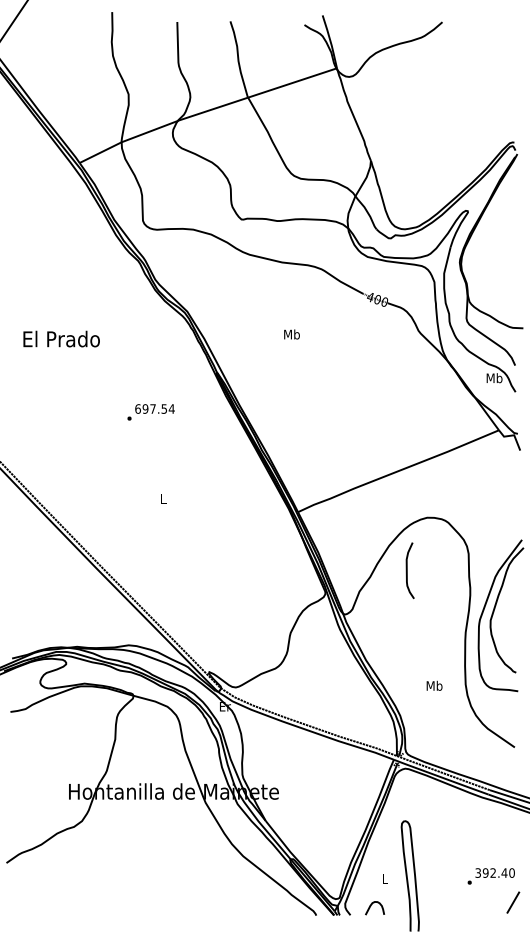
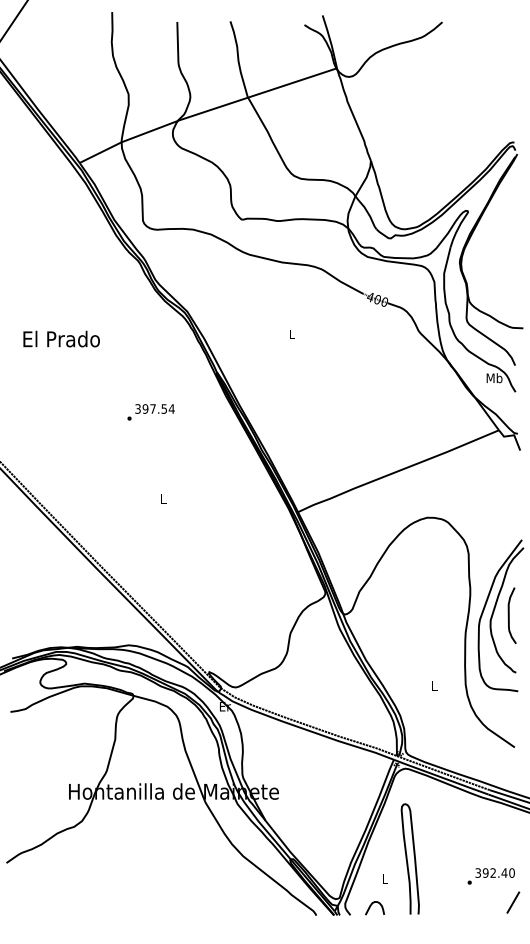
text: Mb -> L (291, 334)
text: 697.54 -> 397.54 (137, 408)
curve position: (407, 570) -> (509, 615) (509, 615)
text: Mb -> L (434, 685)
curve position: (407, 875) -> (407, 858) (407, 858)
